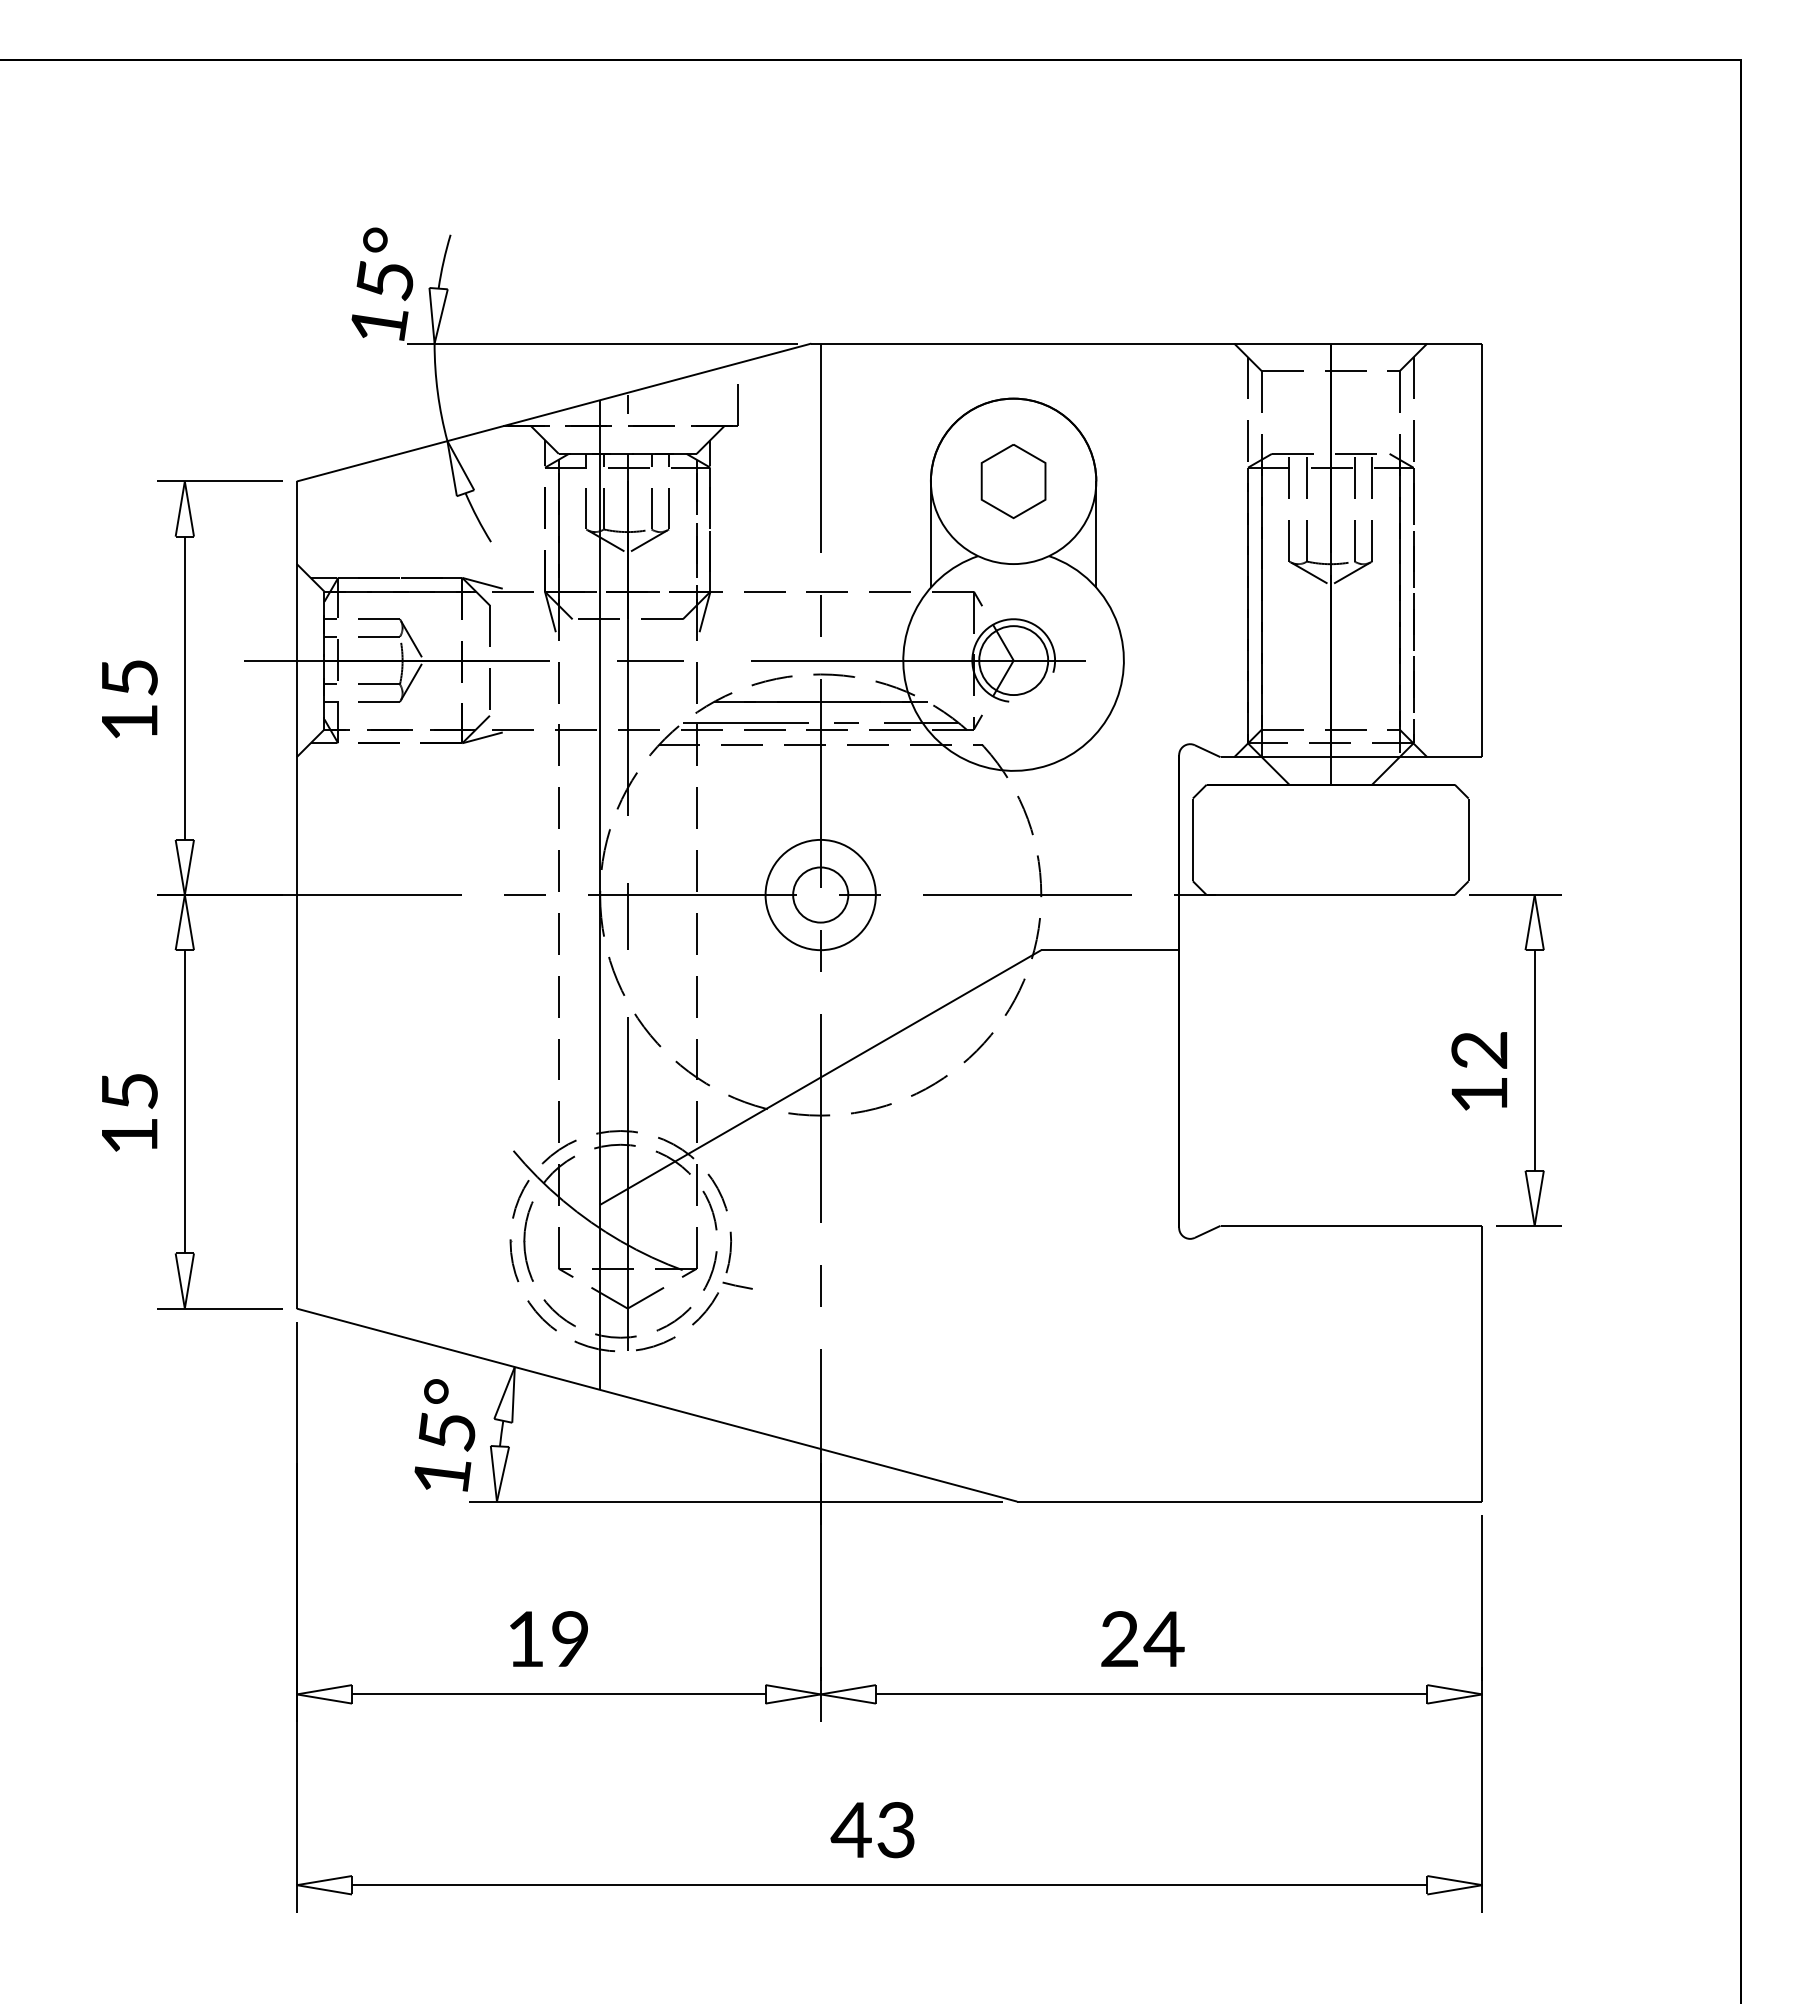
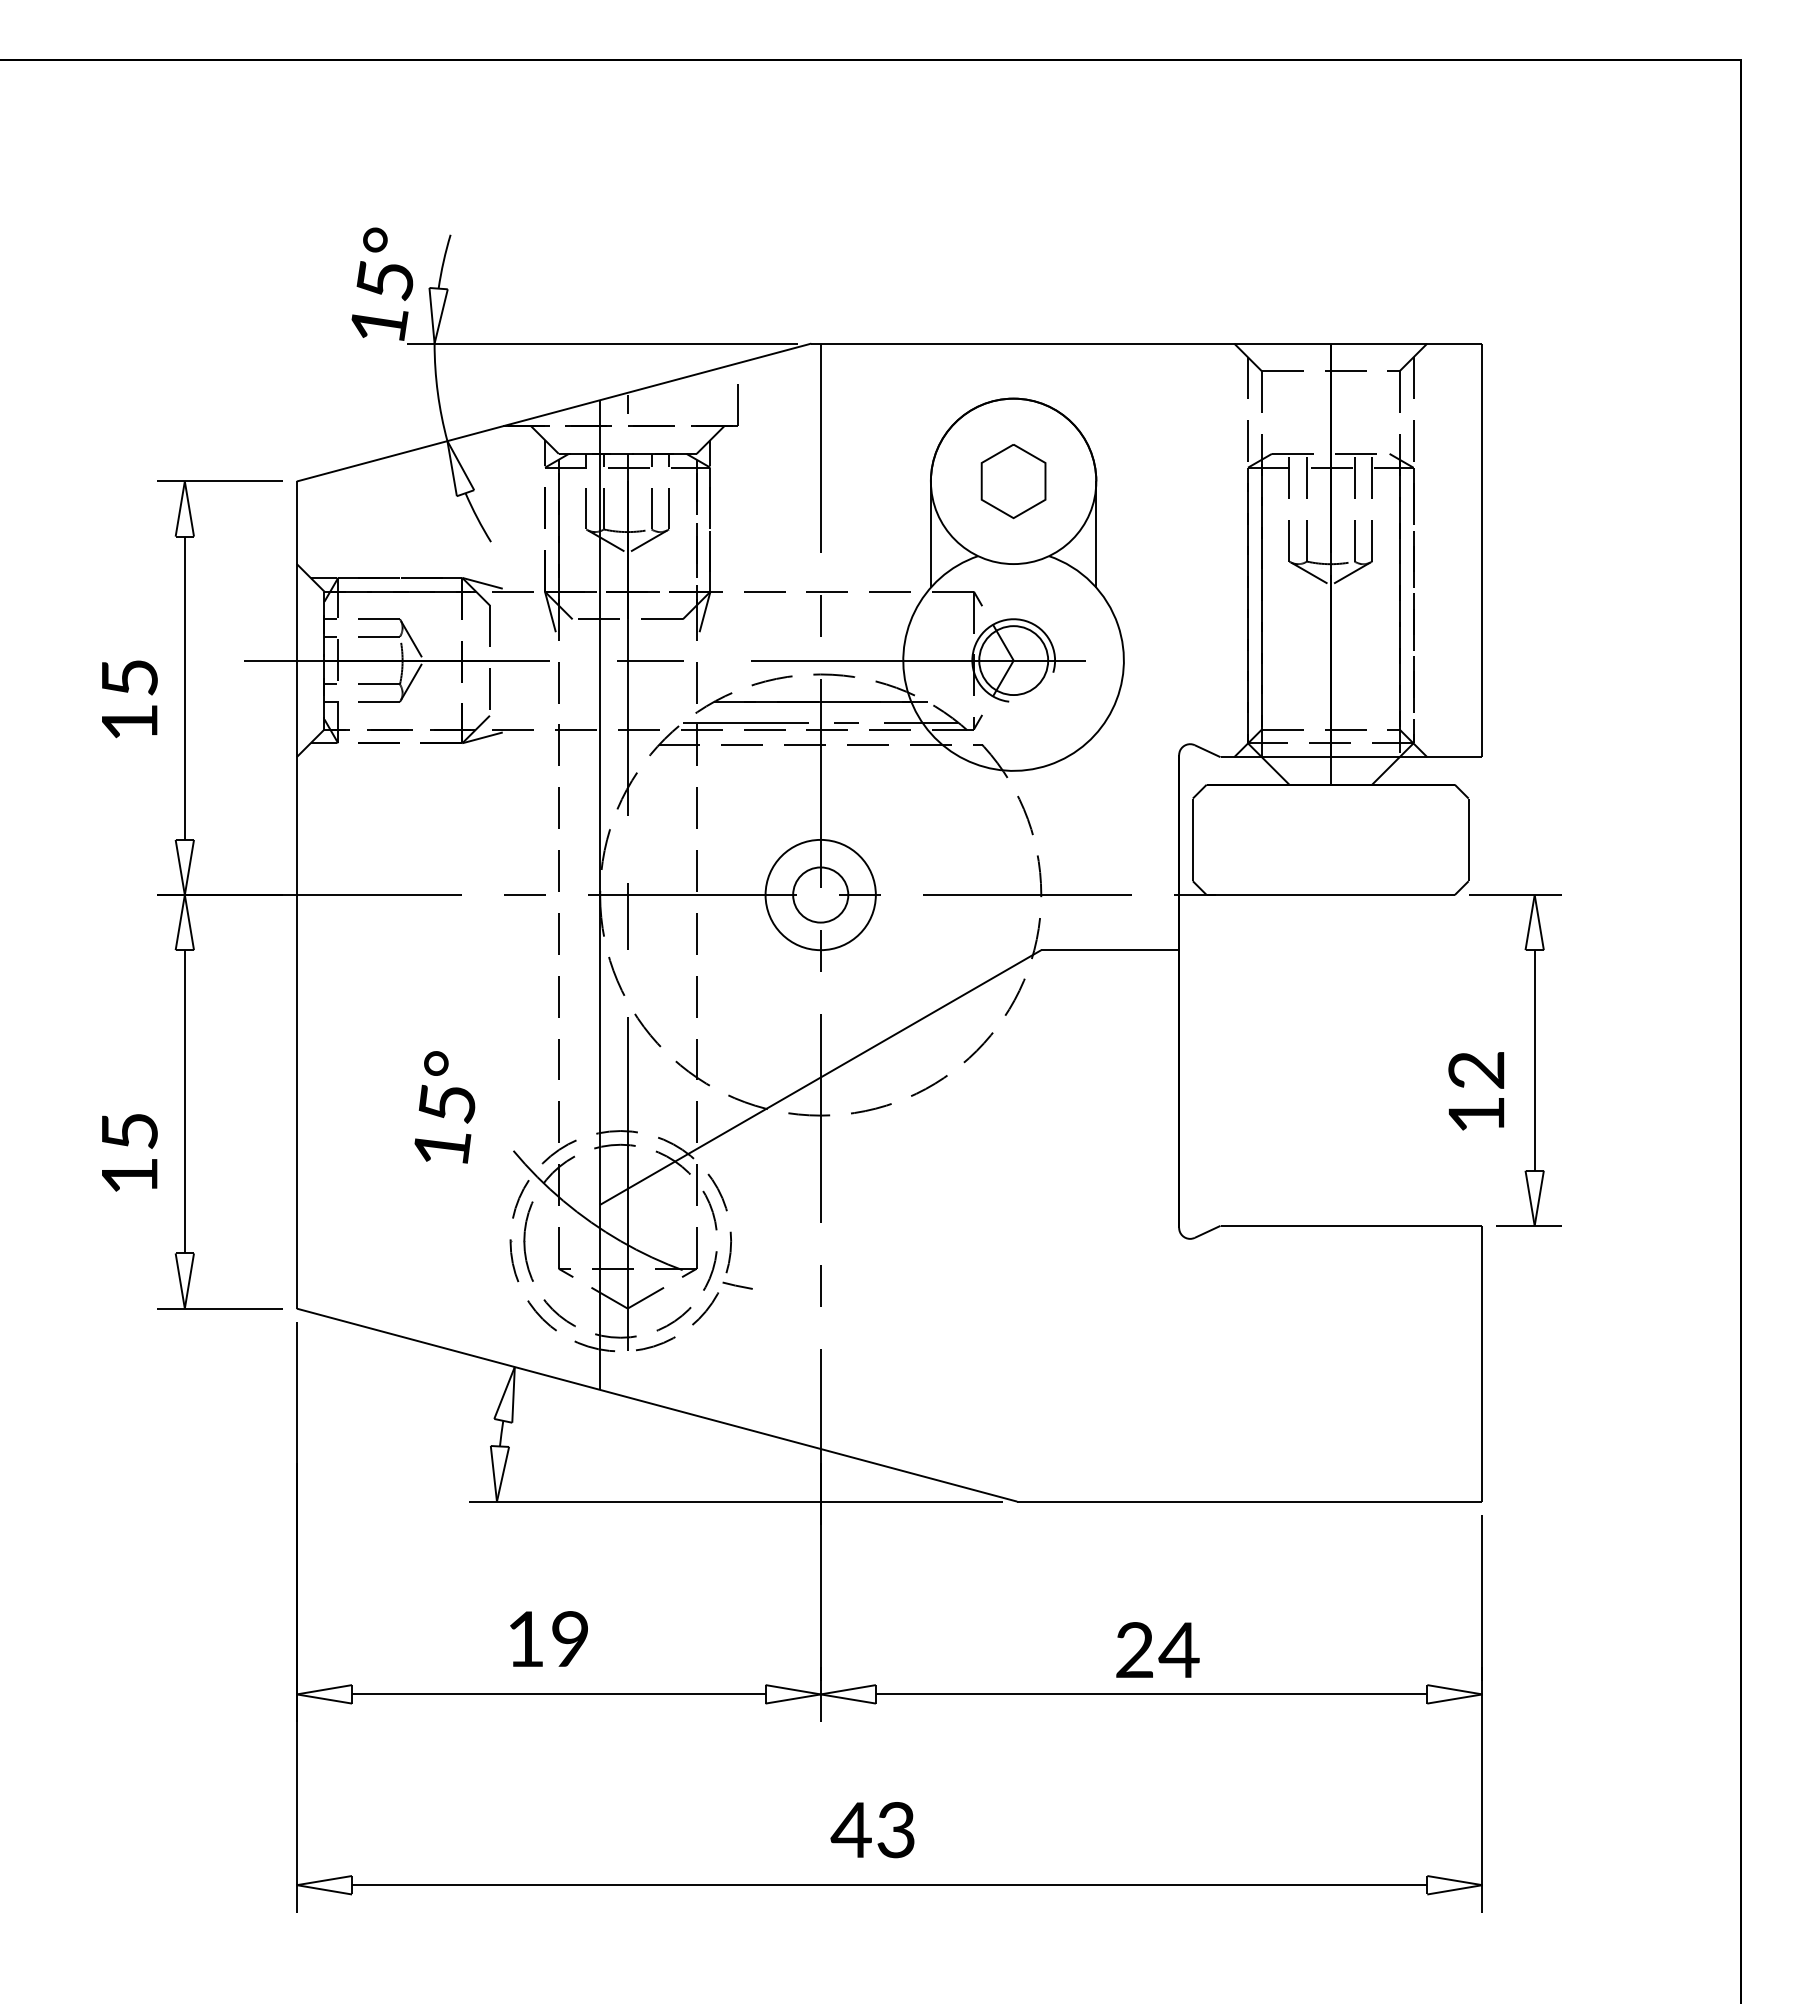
text position: (1479, 1071) -> (1476, 1091) (1476, 1091)
text position: (129, 1112) -> (129, 1152) (129, 1152)
text position: (444, 1435) -> (444, 1107) (444, 1107)
text position: (1142, 1638) -> (1157, 1649) (1157, 1649)
